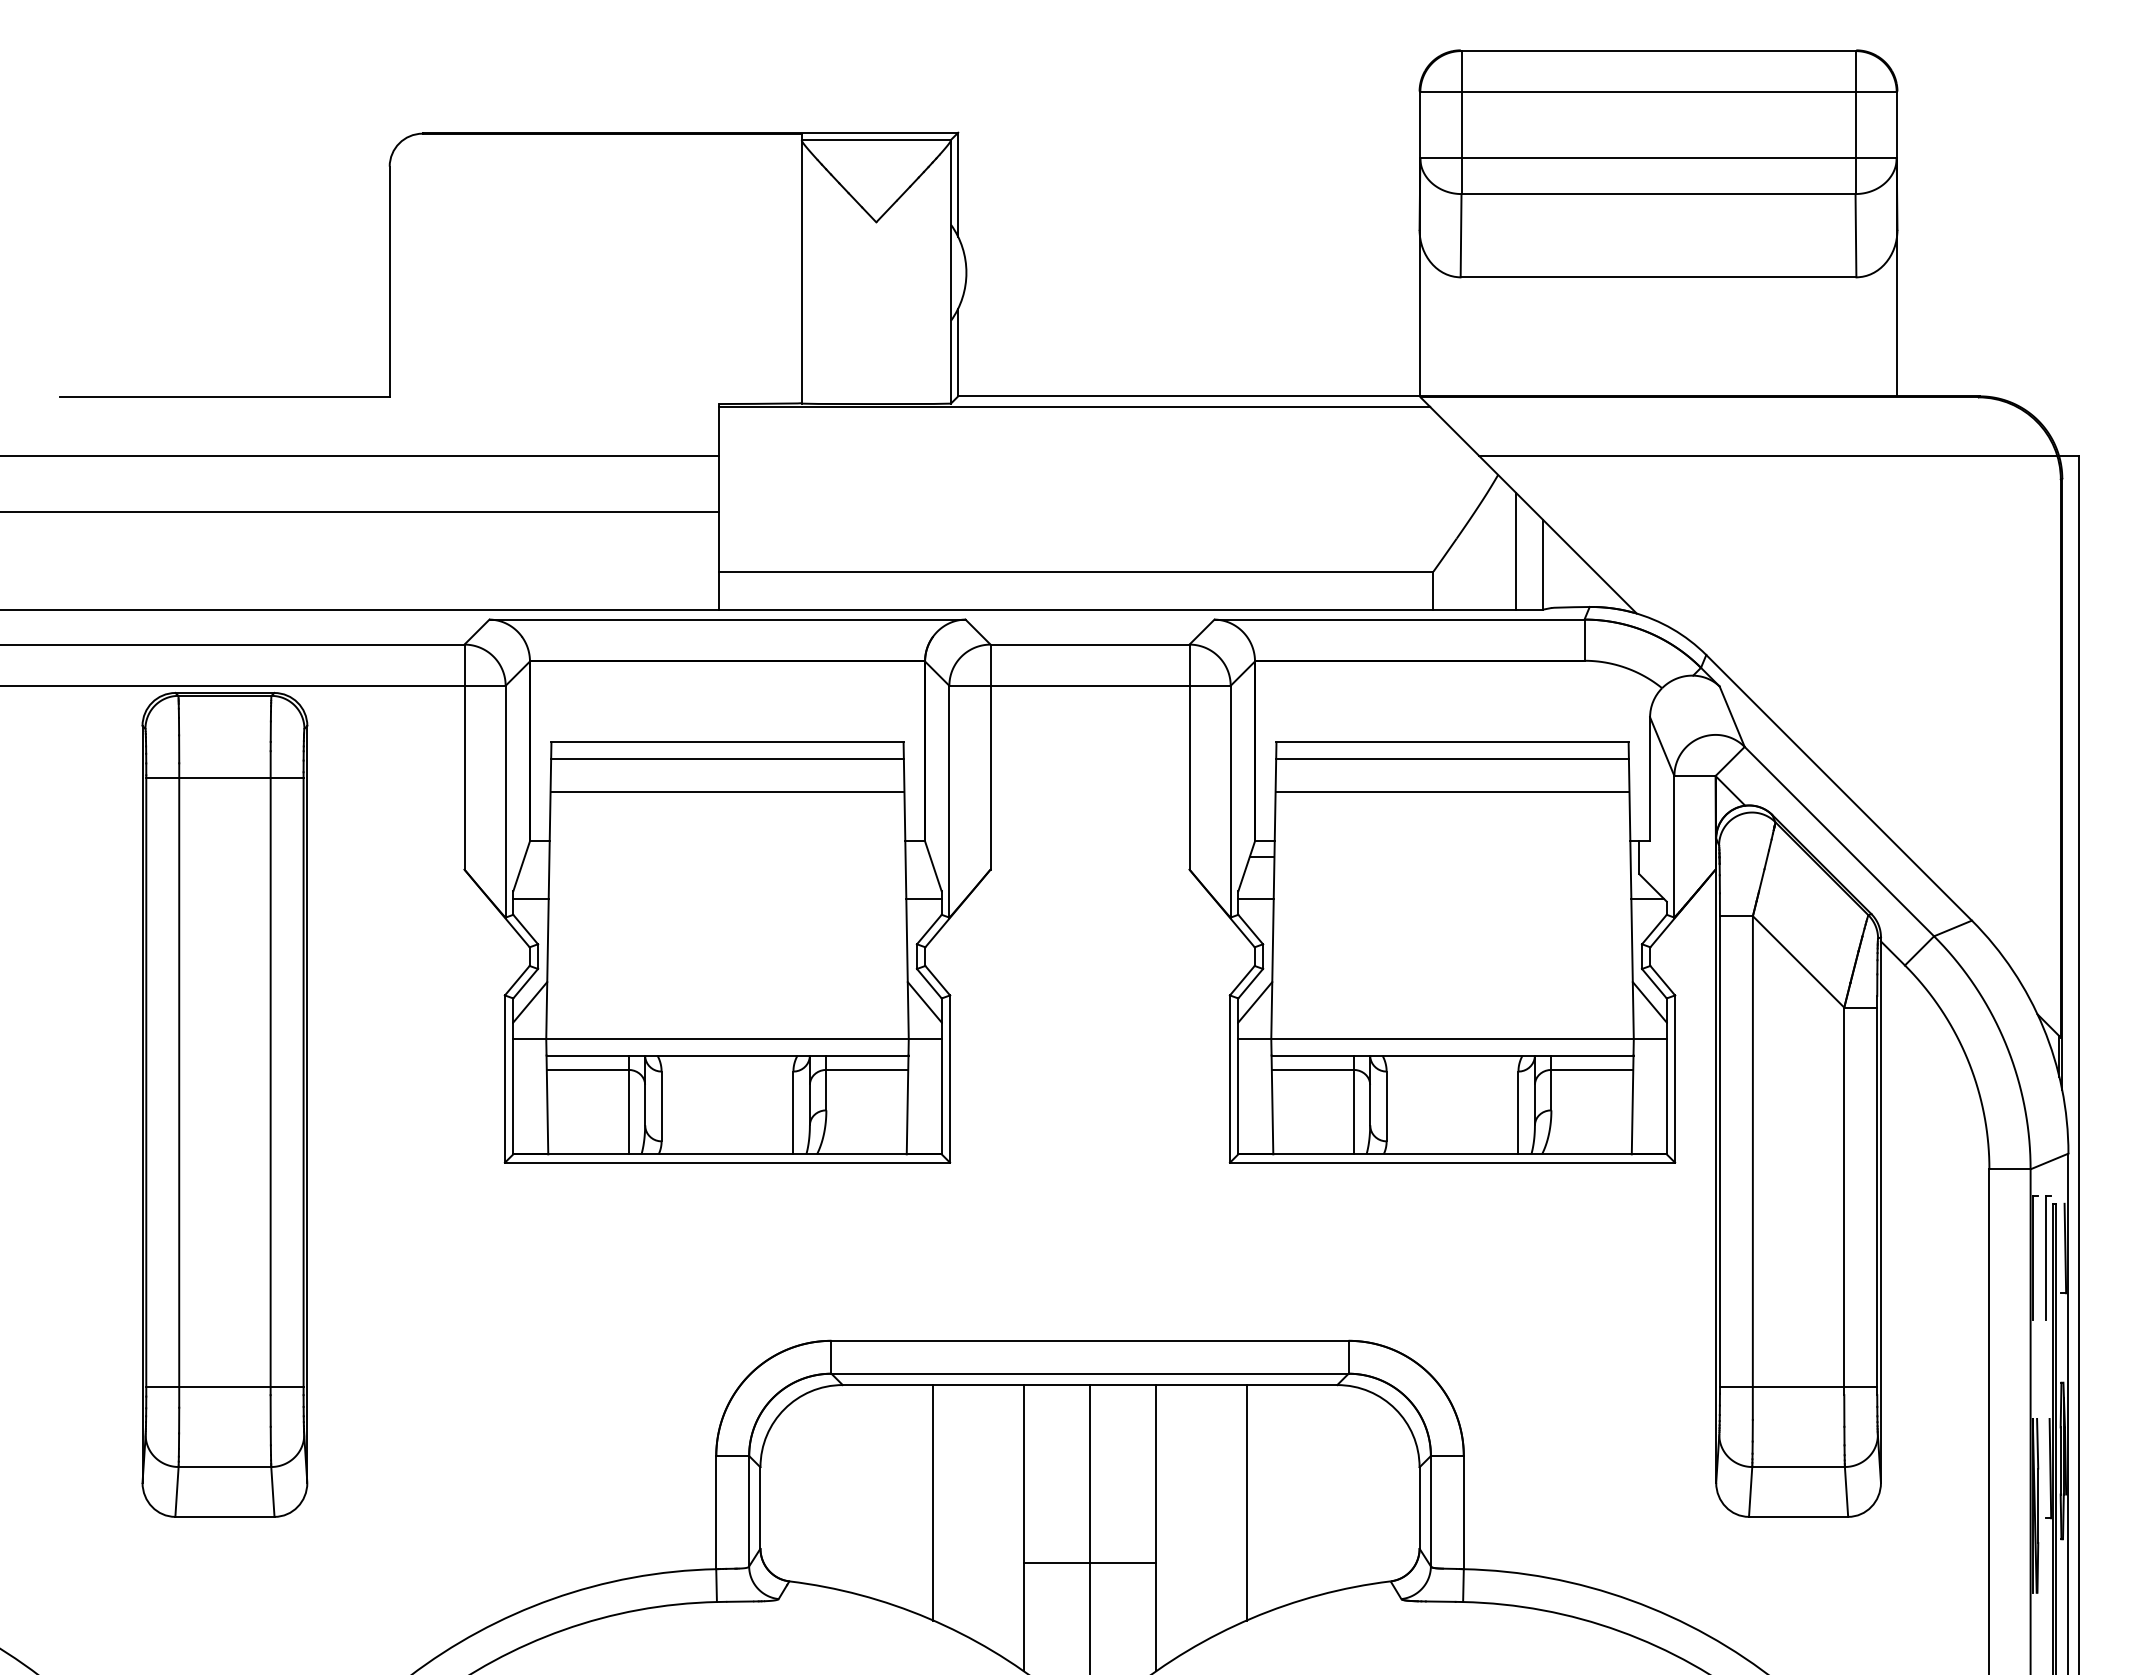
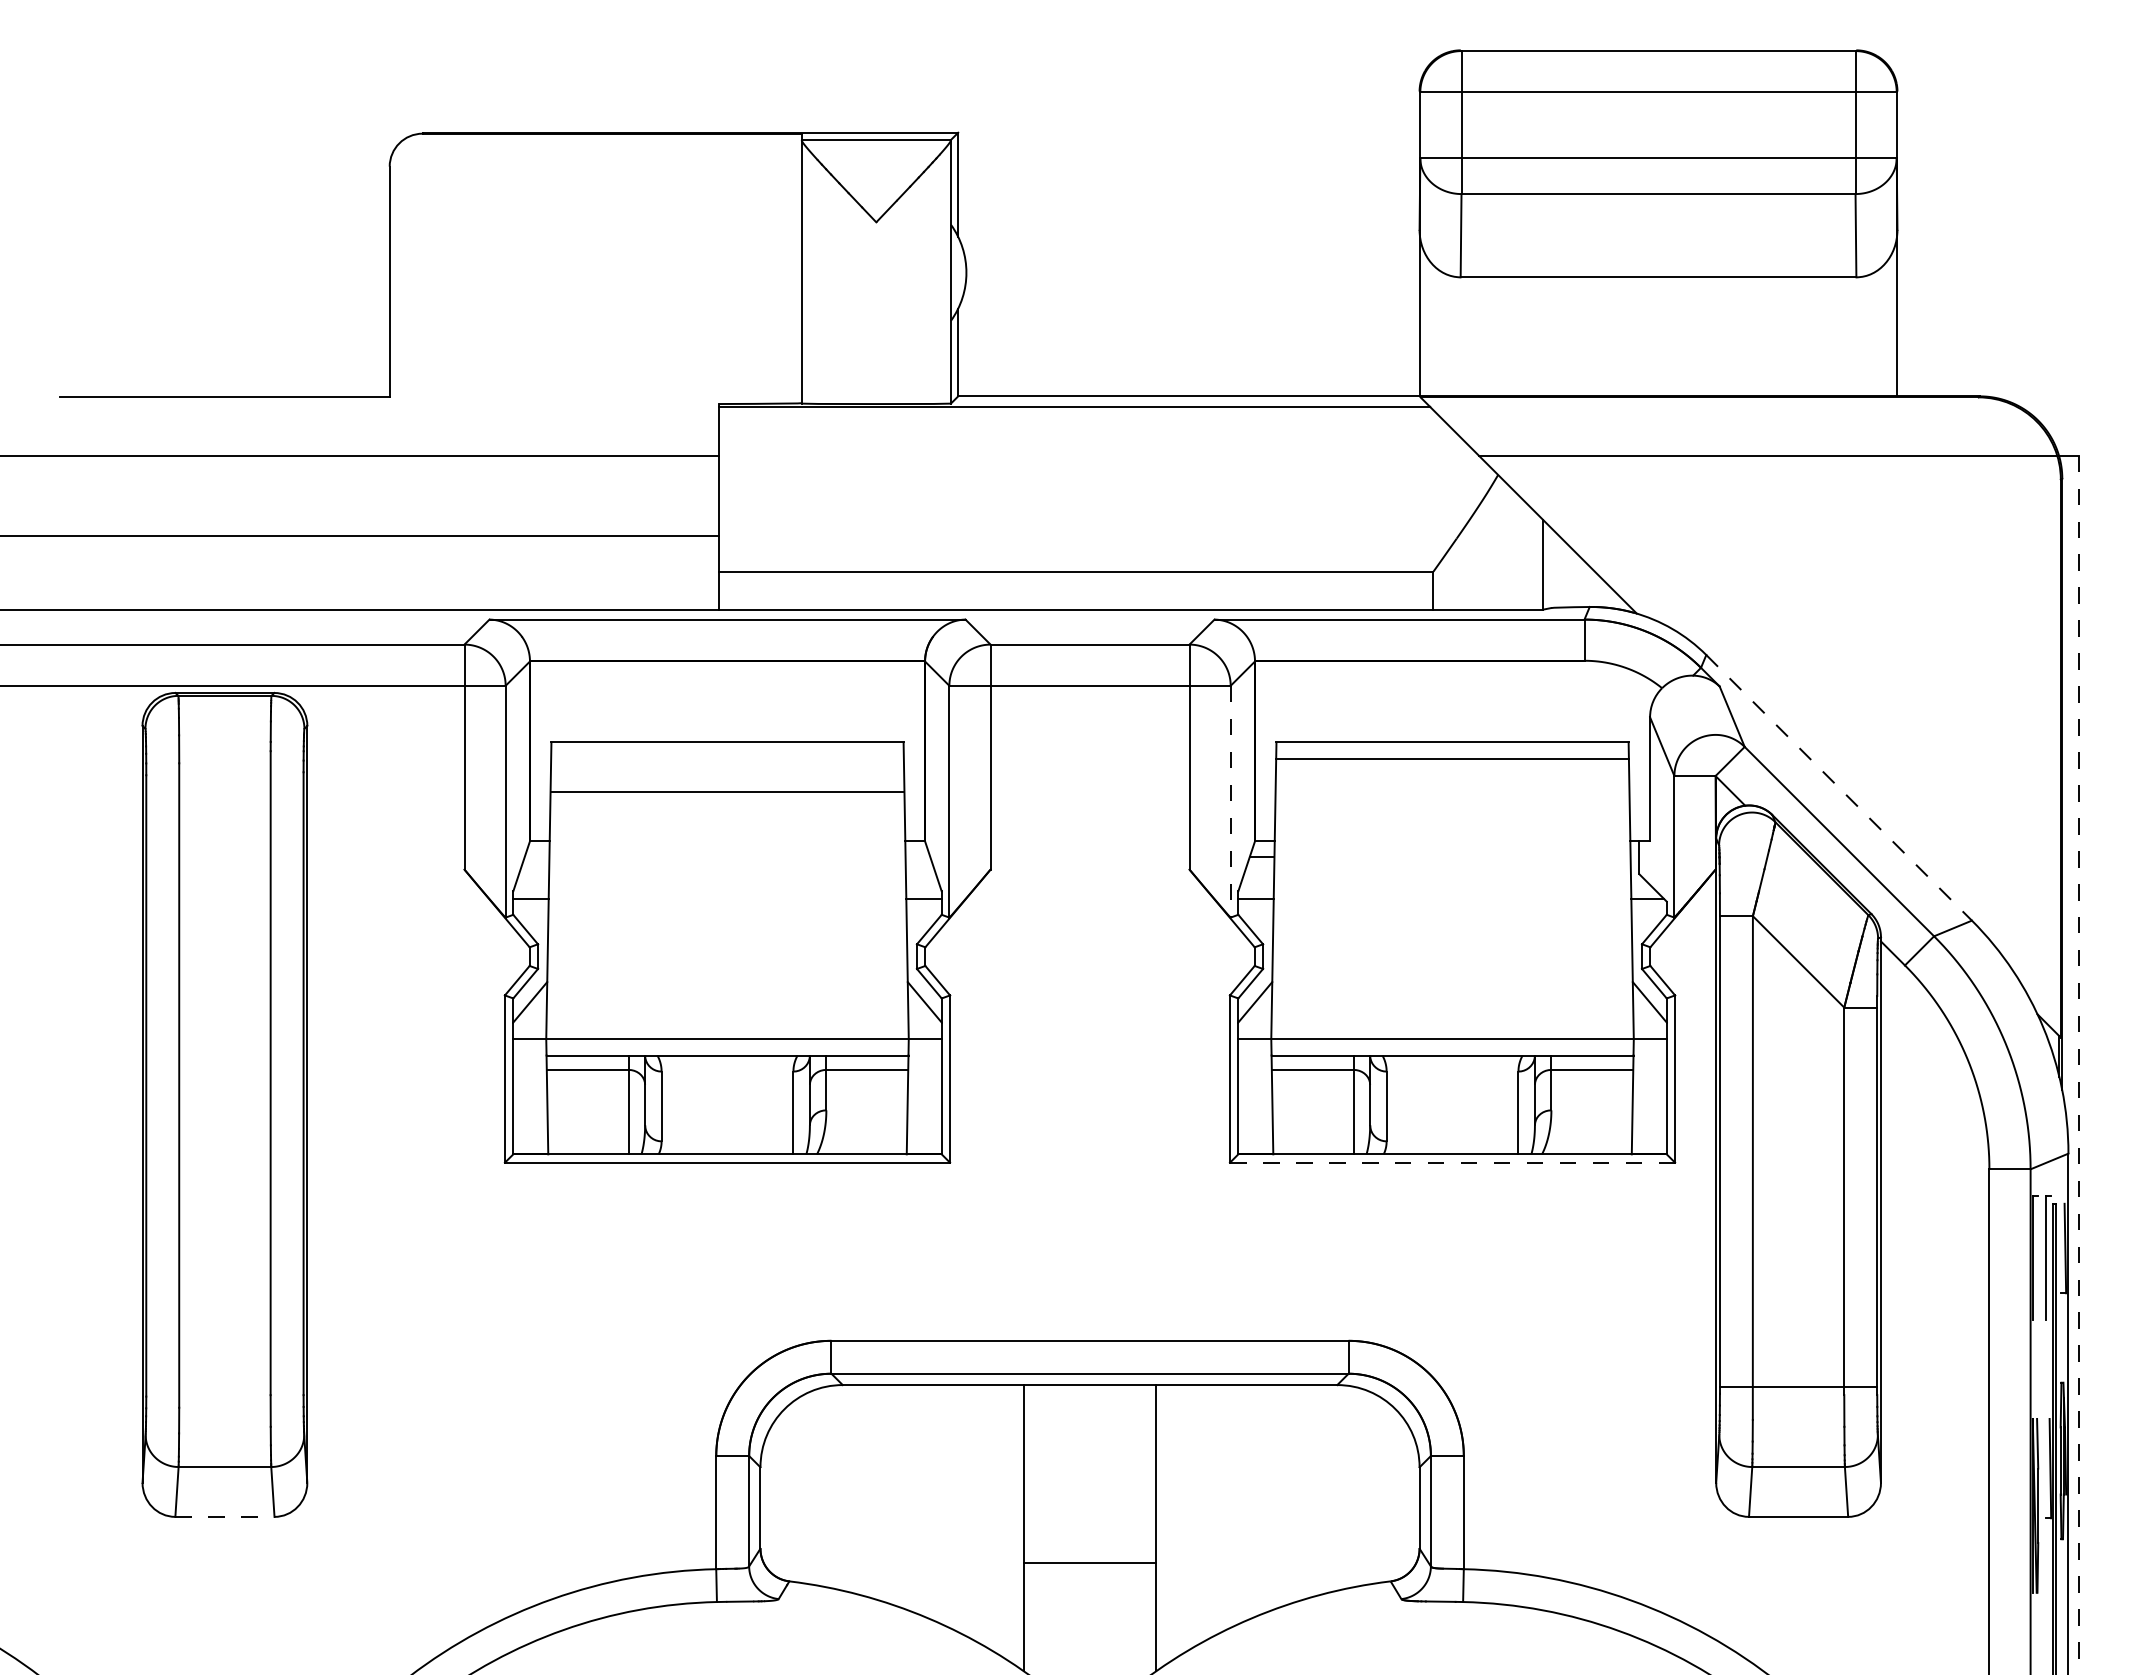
line position: (360, 511) -> (360, 535) (360, 535)
line: present -> none (1515, 550)
line: present -> none (727, 758)
line: present -> none (224, 778)
line: solid -> dashed (1839, 787)
line: present -> none (1452, 791)
line: solid -> dashed (1230, 801)
line: solid -> dashed (2078, 1064)
line: solid -> dashed (1452, 1162)
line: present -> none (224, 1387)
line: present -> none (933, 1502)
line: present -> none (1246, 1502)
line: solid -> dashed (224, 1516)
line: present -> none (1090, 1528)
